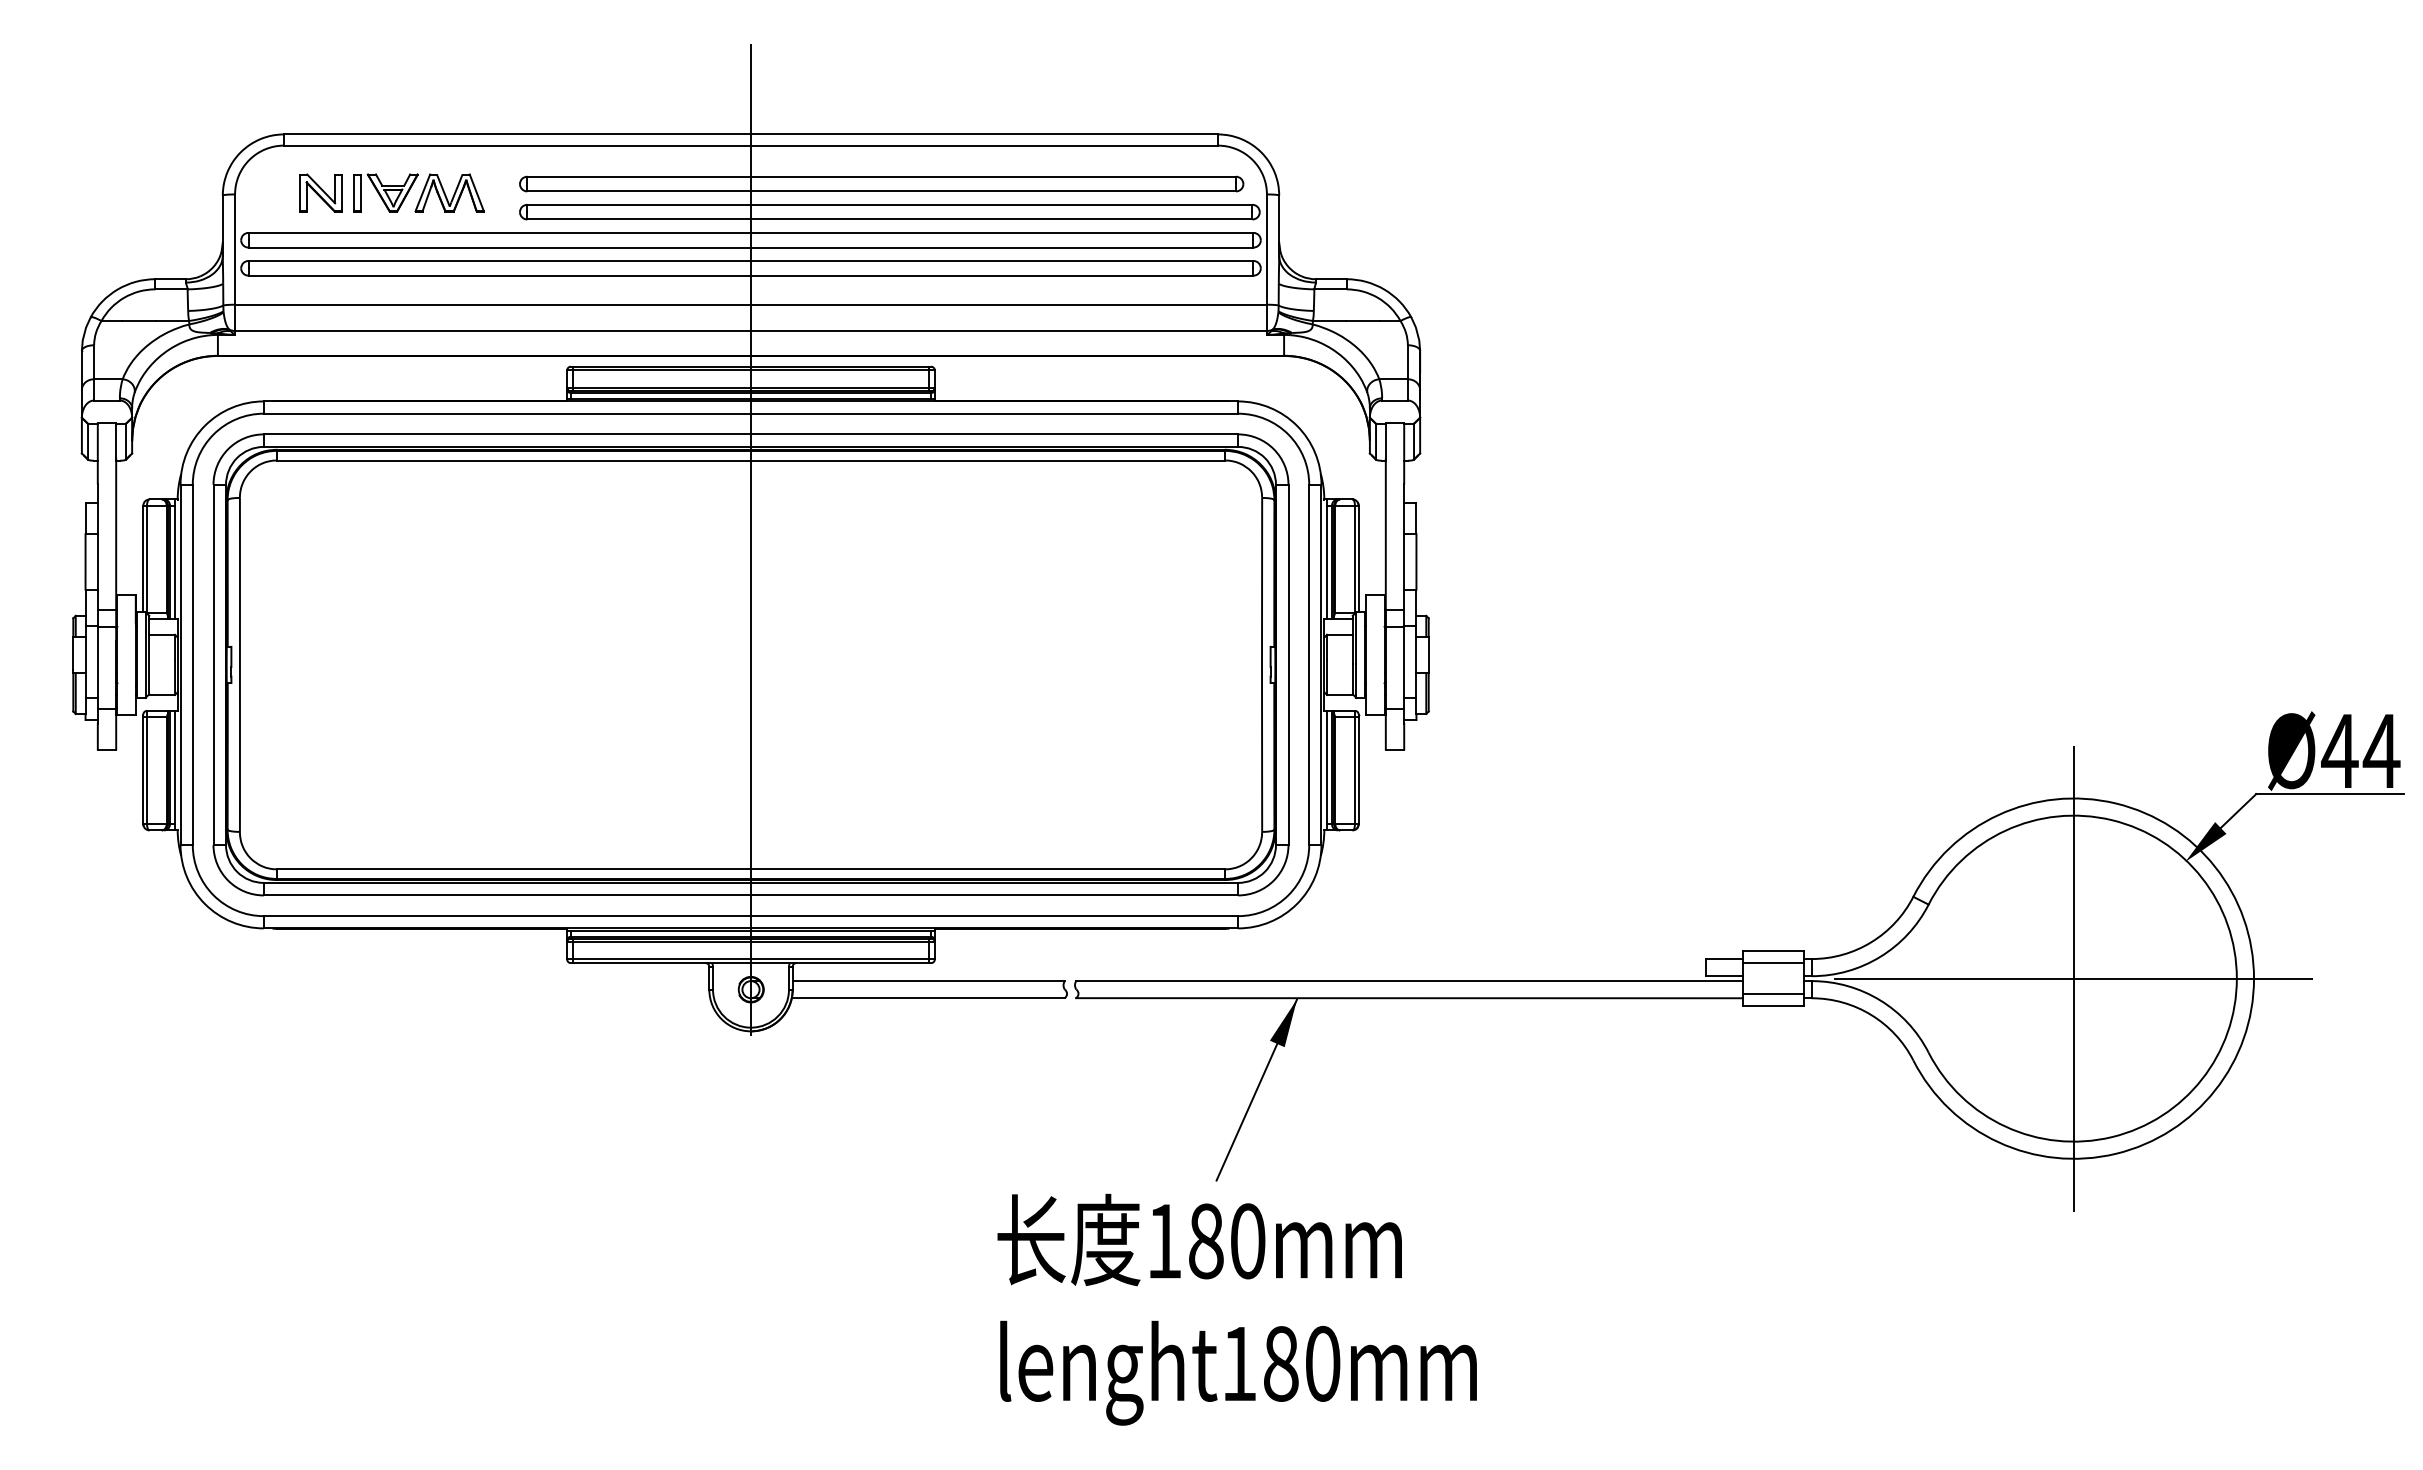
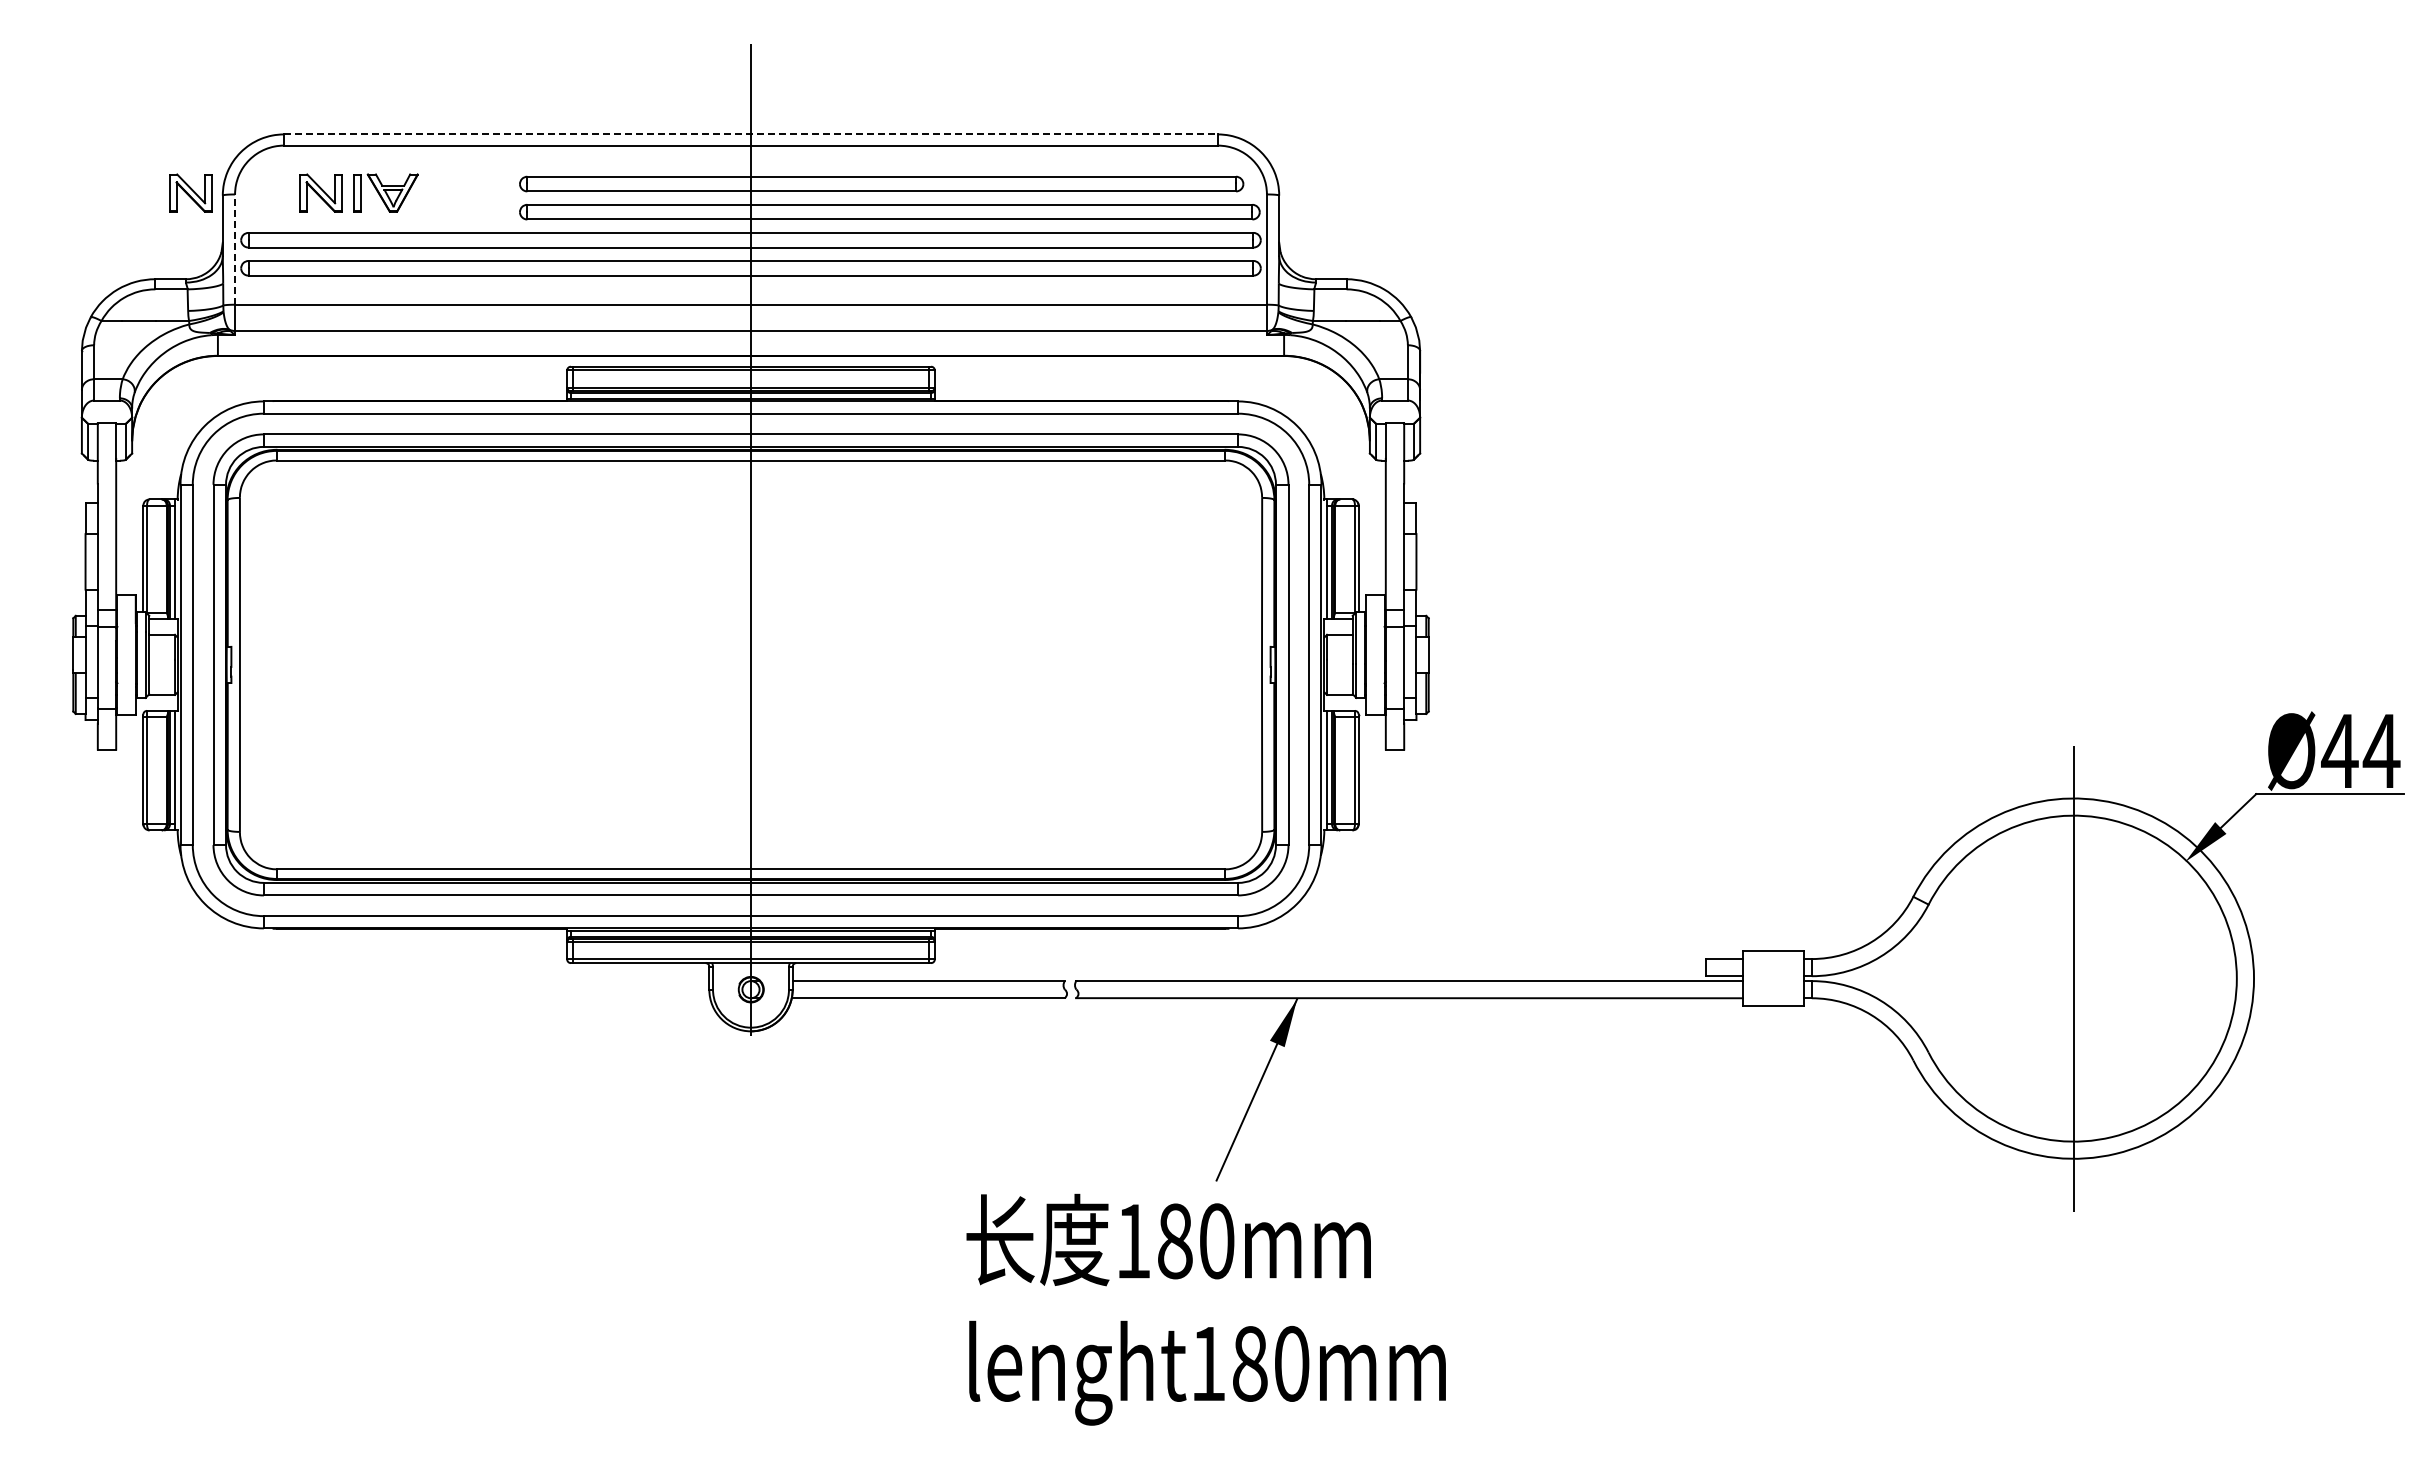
line: solid -> dashed (751, 134)
part: none -> present (190, 192)
part: present -> none (449, 192)
line: solid -> dashed (235, 249)
line: present -> none (1773, 963)
line: present -> none (2073, 978)
line: present -> none (1773, 993)
text position: (1236, 1309) -> (1205, 1309) (1205, 1309)
